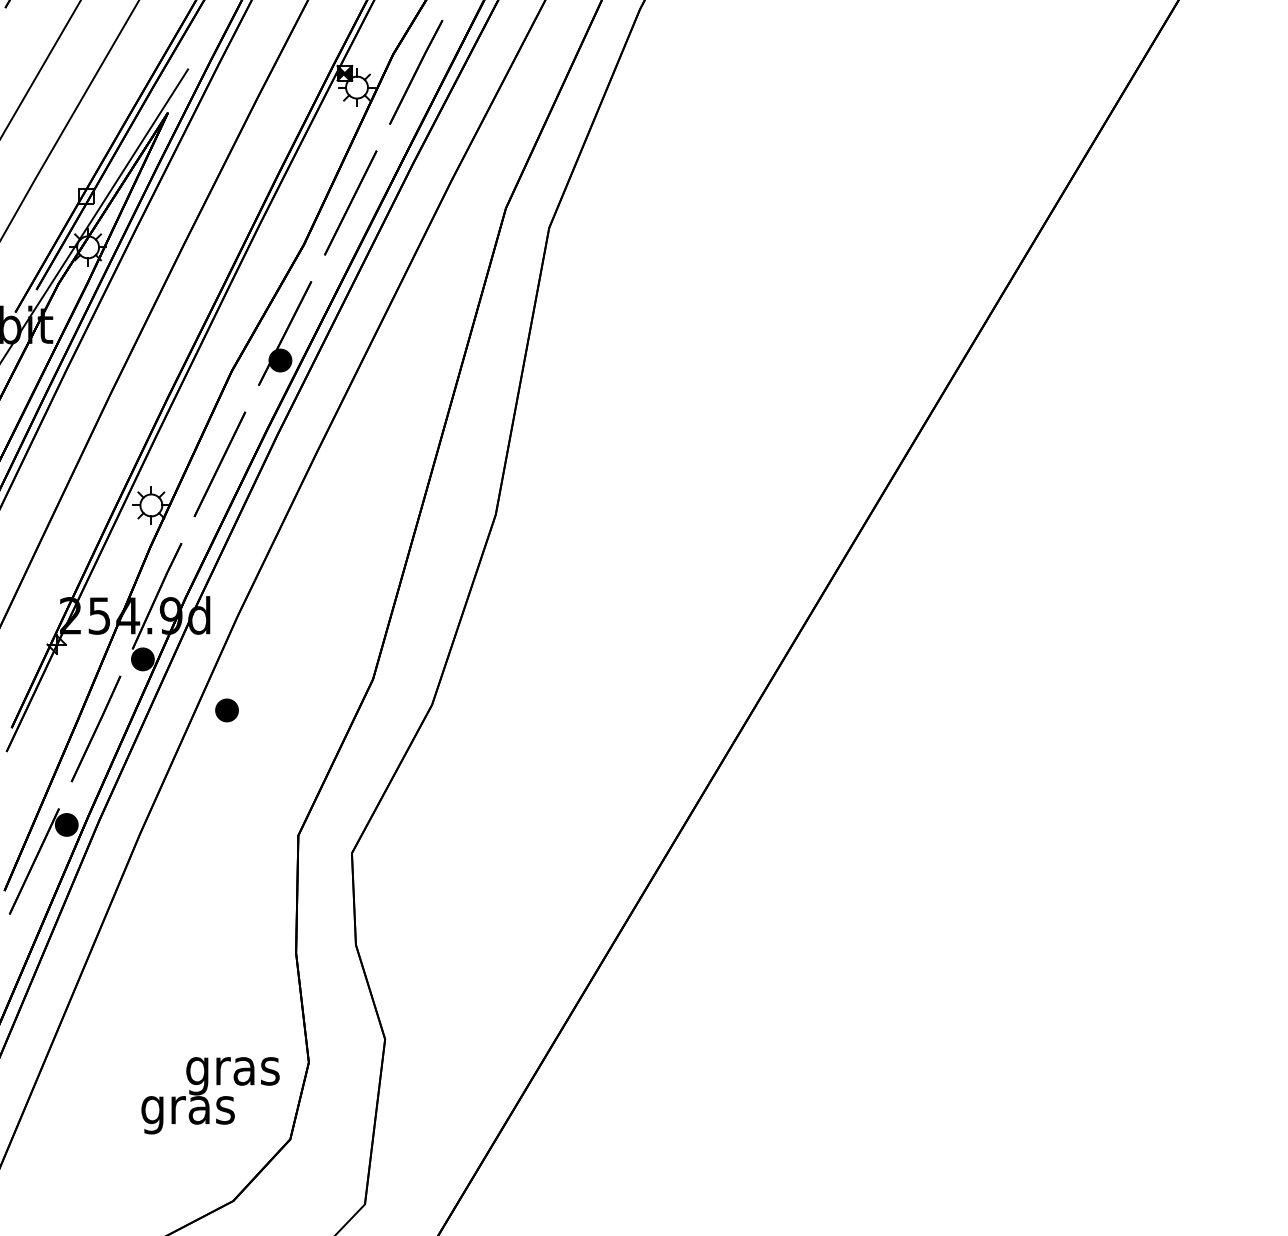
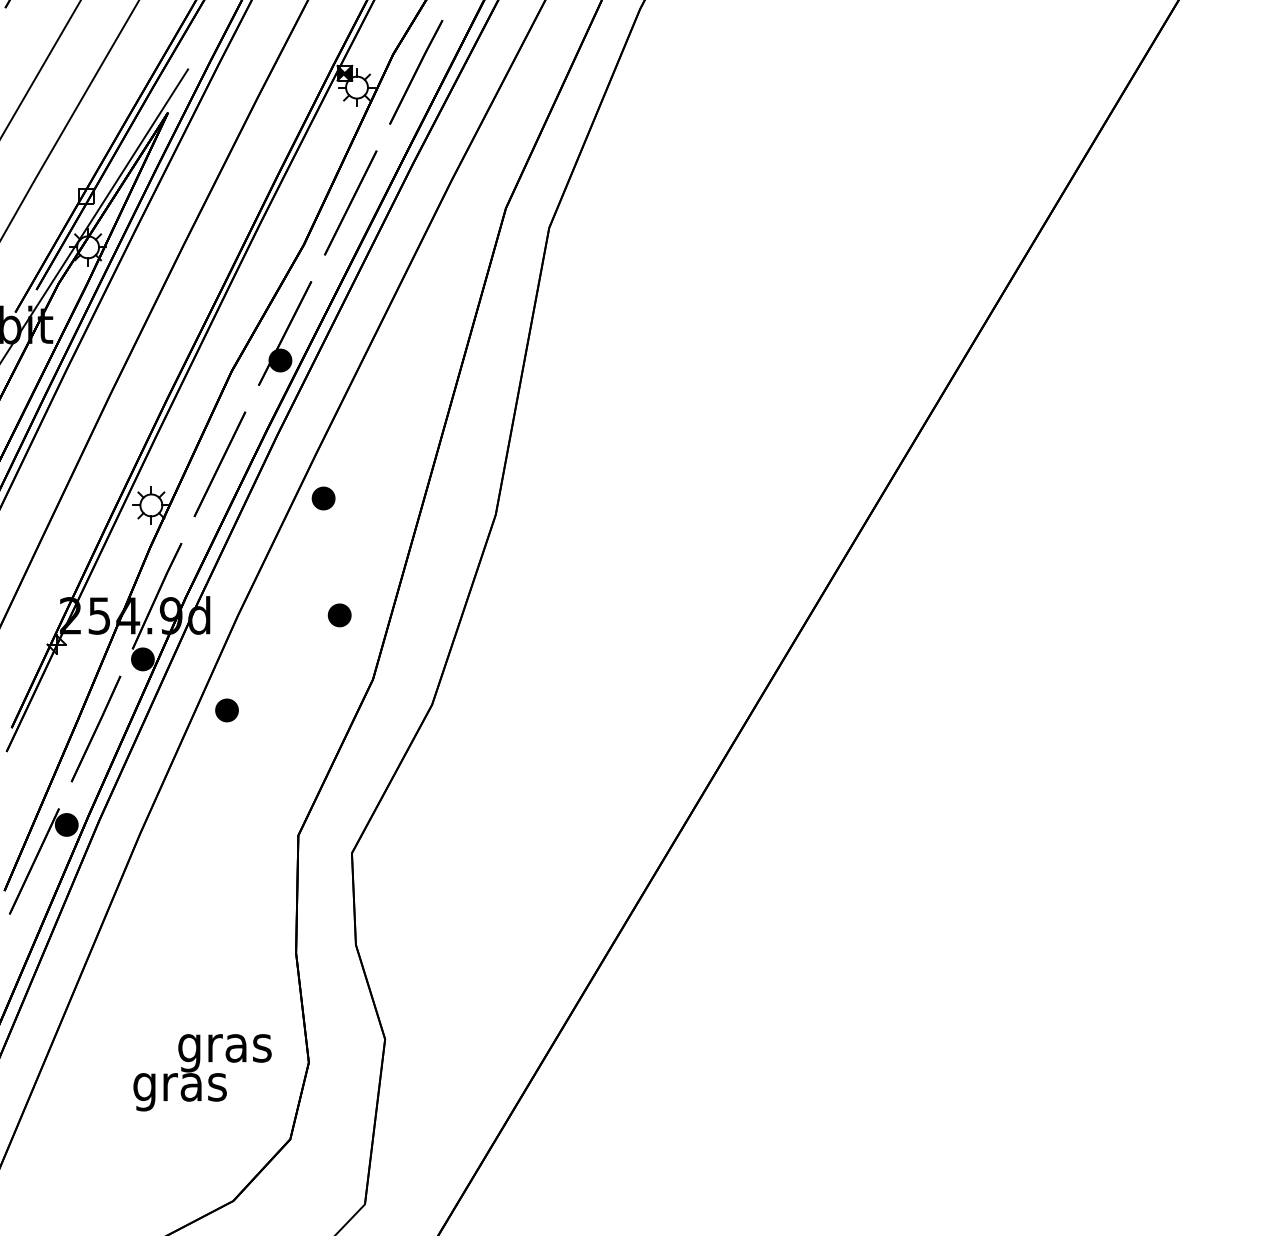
part: none -> present (323, 498)
part: none -> present (339, 615)
text position: (210, 1095) -> (202, 1072) (202, 1072)
